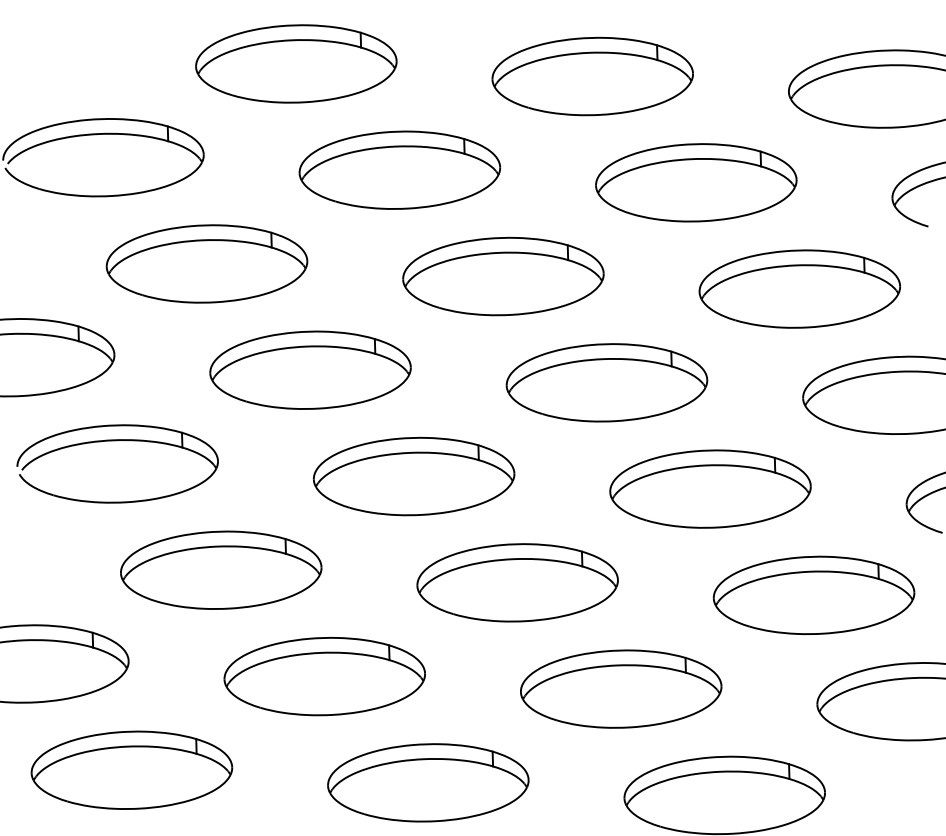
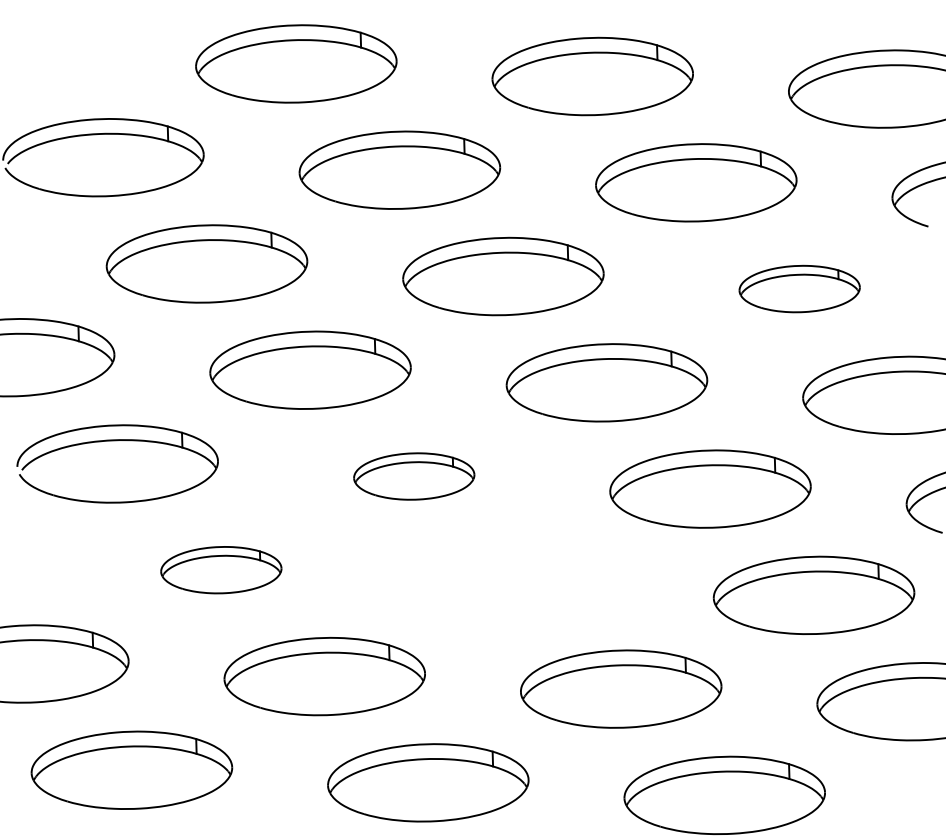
part size: 203x80 px -> 123x50 px (799, 288)
part size: 203x81 px -> 123x49 px (414, 476)
part size: 203x80 px -> 123x49 px (221, 570)
part: present -> none (517, 582)
